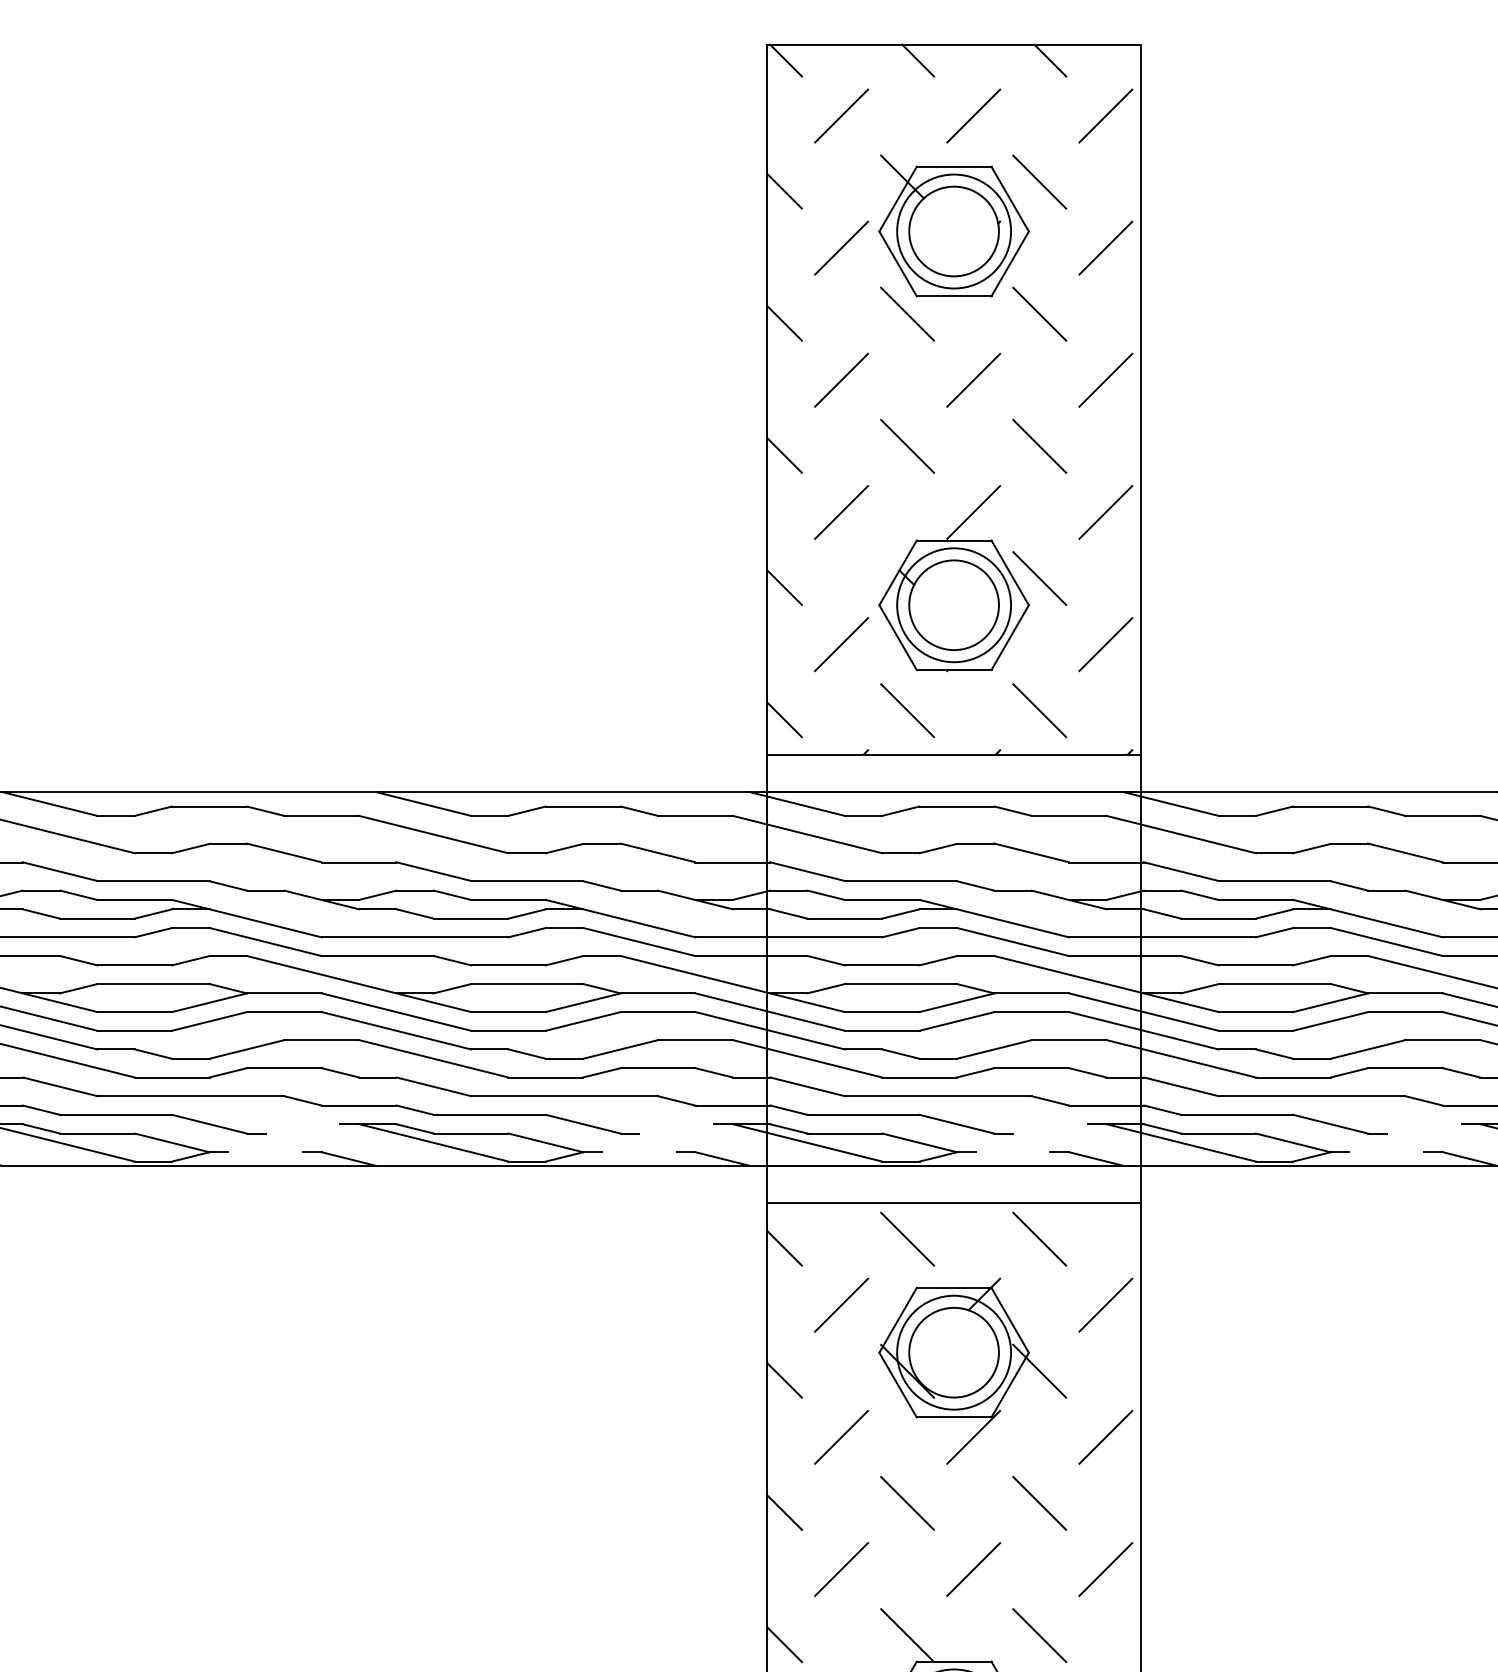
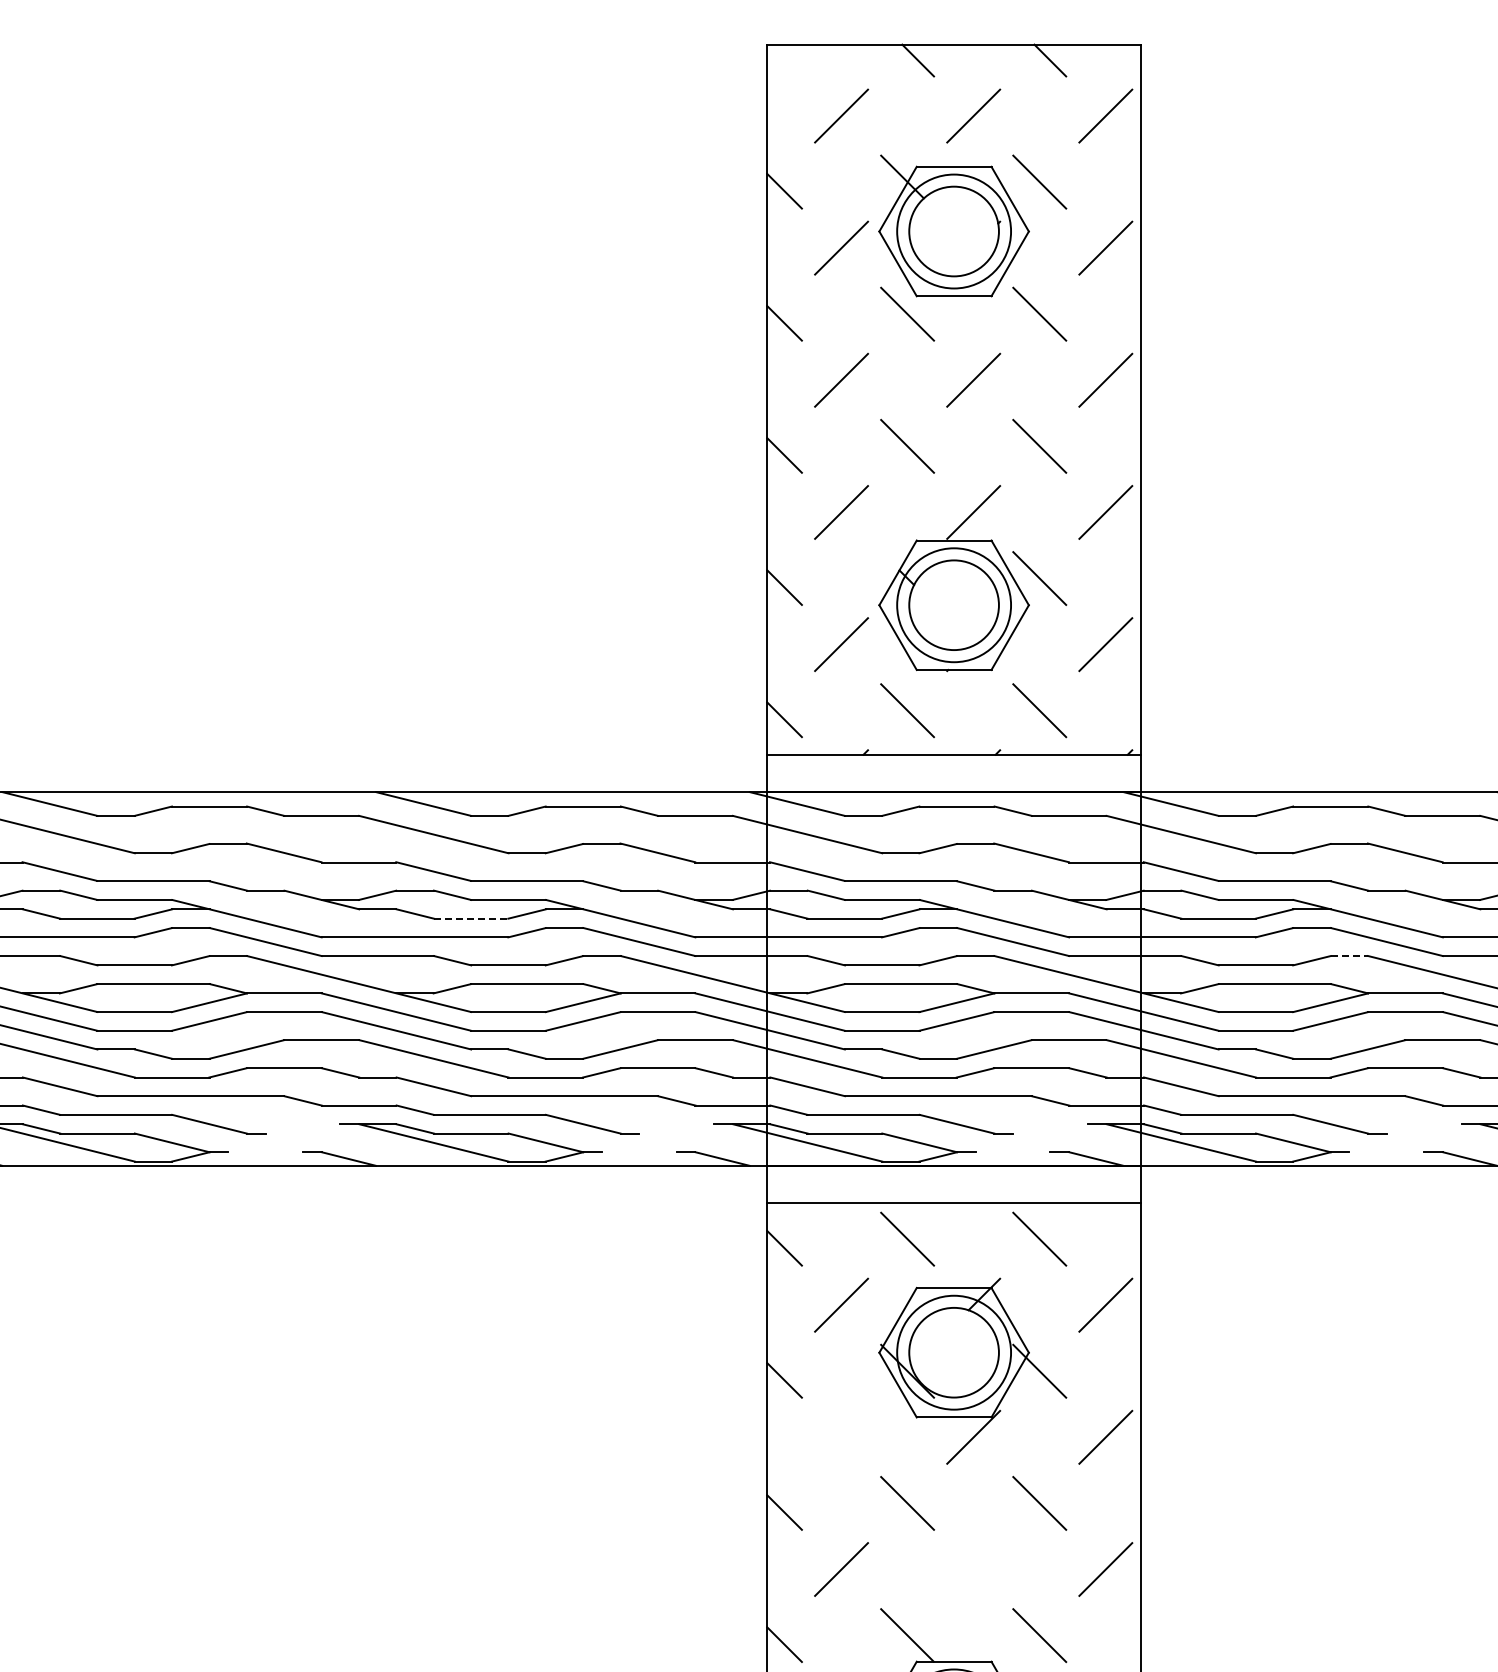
line: present -> none (785, 60)
line: solid -> dashed (471, 918)
line: solid -> dashed (1349, 956)
line: present -> none (841, 1436)
line: present -> none (973, 1569)
